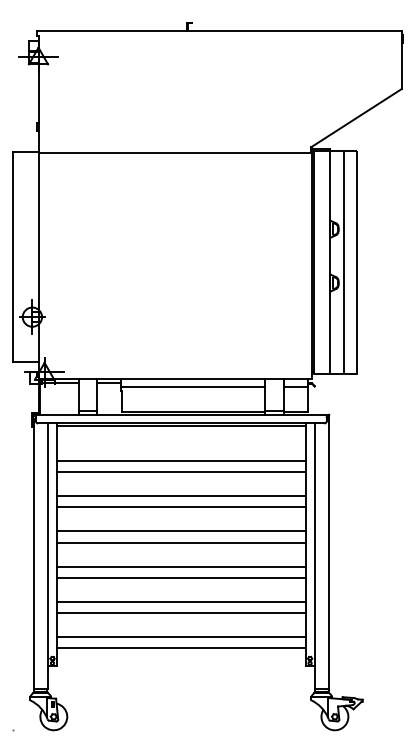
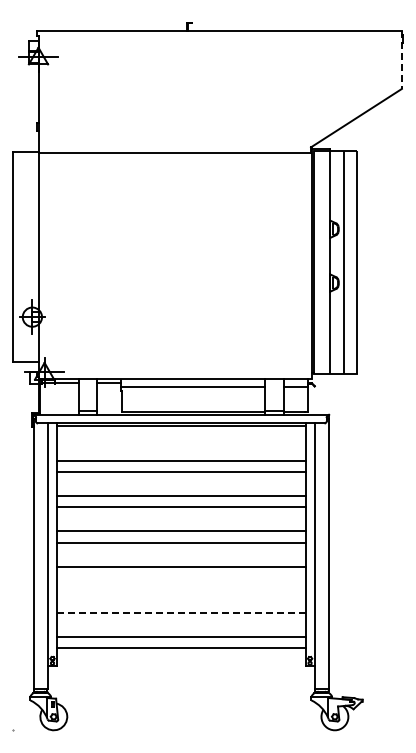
line: solid -> dashed (401, 60)
line: present -> none (180, 577)
line: present -> none (180, 601)
line: solid -> dashed (180, 612)
